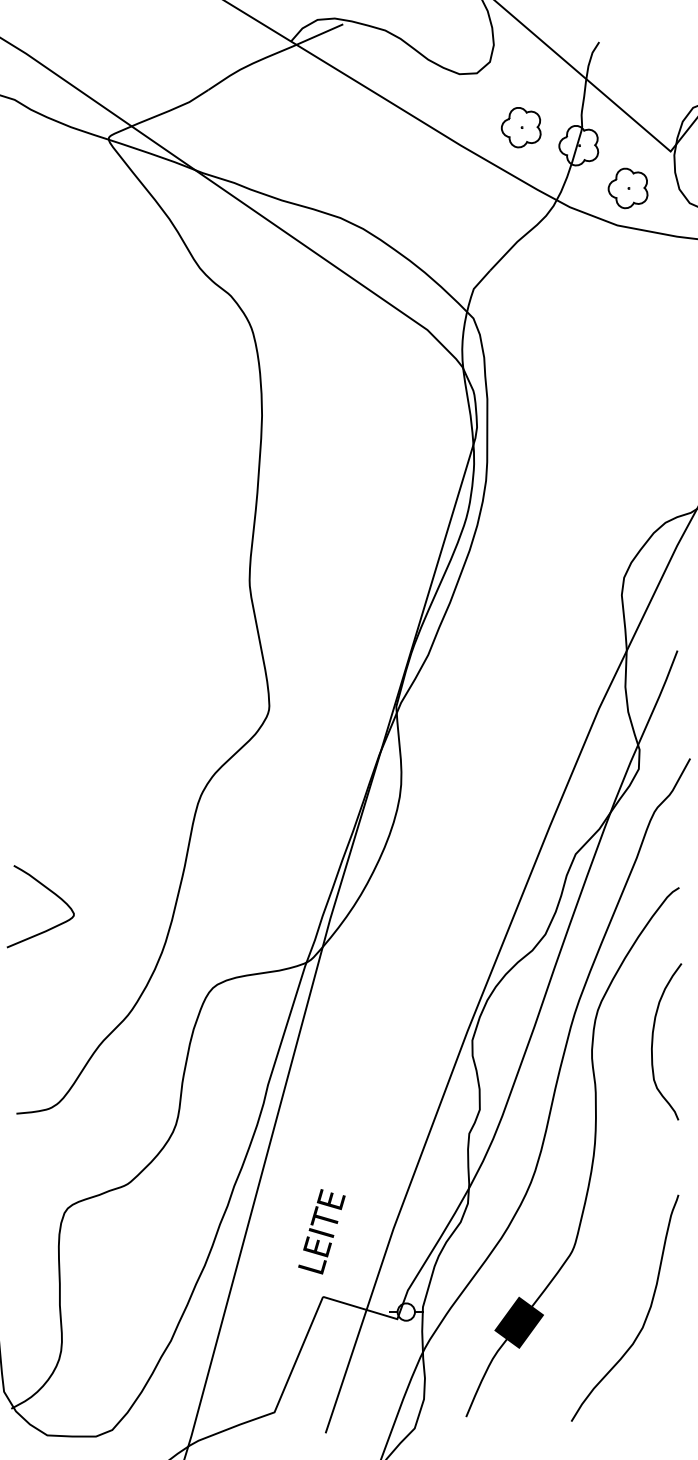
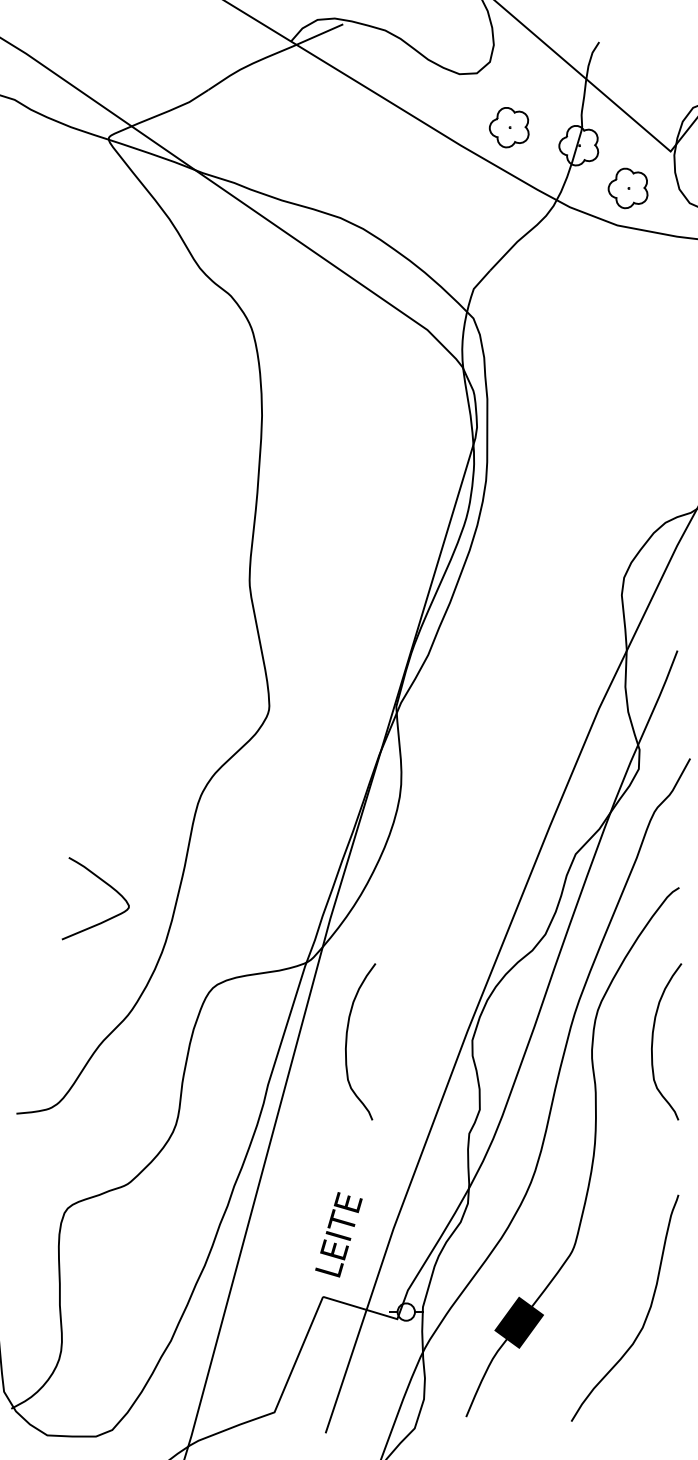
part position: (520, 127) -> (508, 127) (508, 127)
curve position: (52, 893) -> (107, 885) (107, 885)
curve: none -> present (347, 1041)
text position: (321, 1231) -> (338, 1234) (338, 1234)
